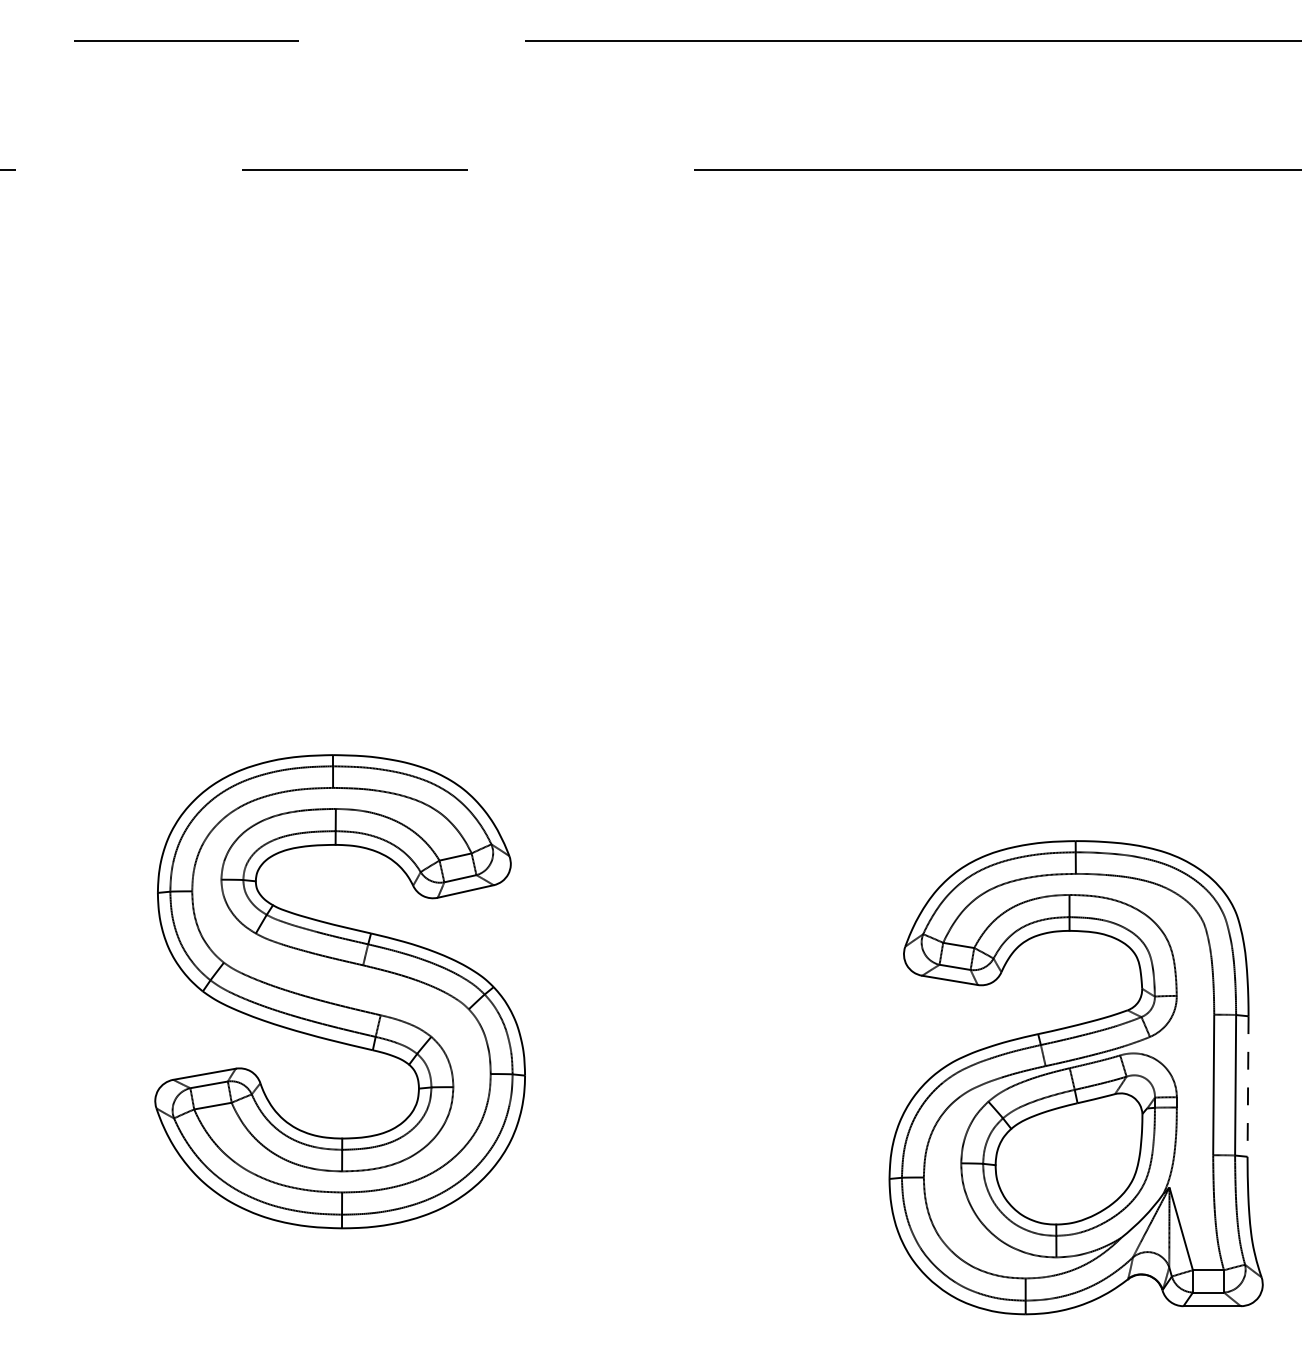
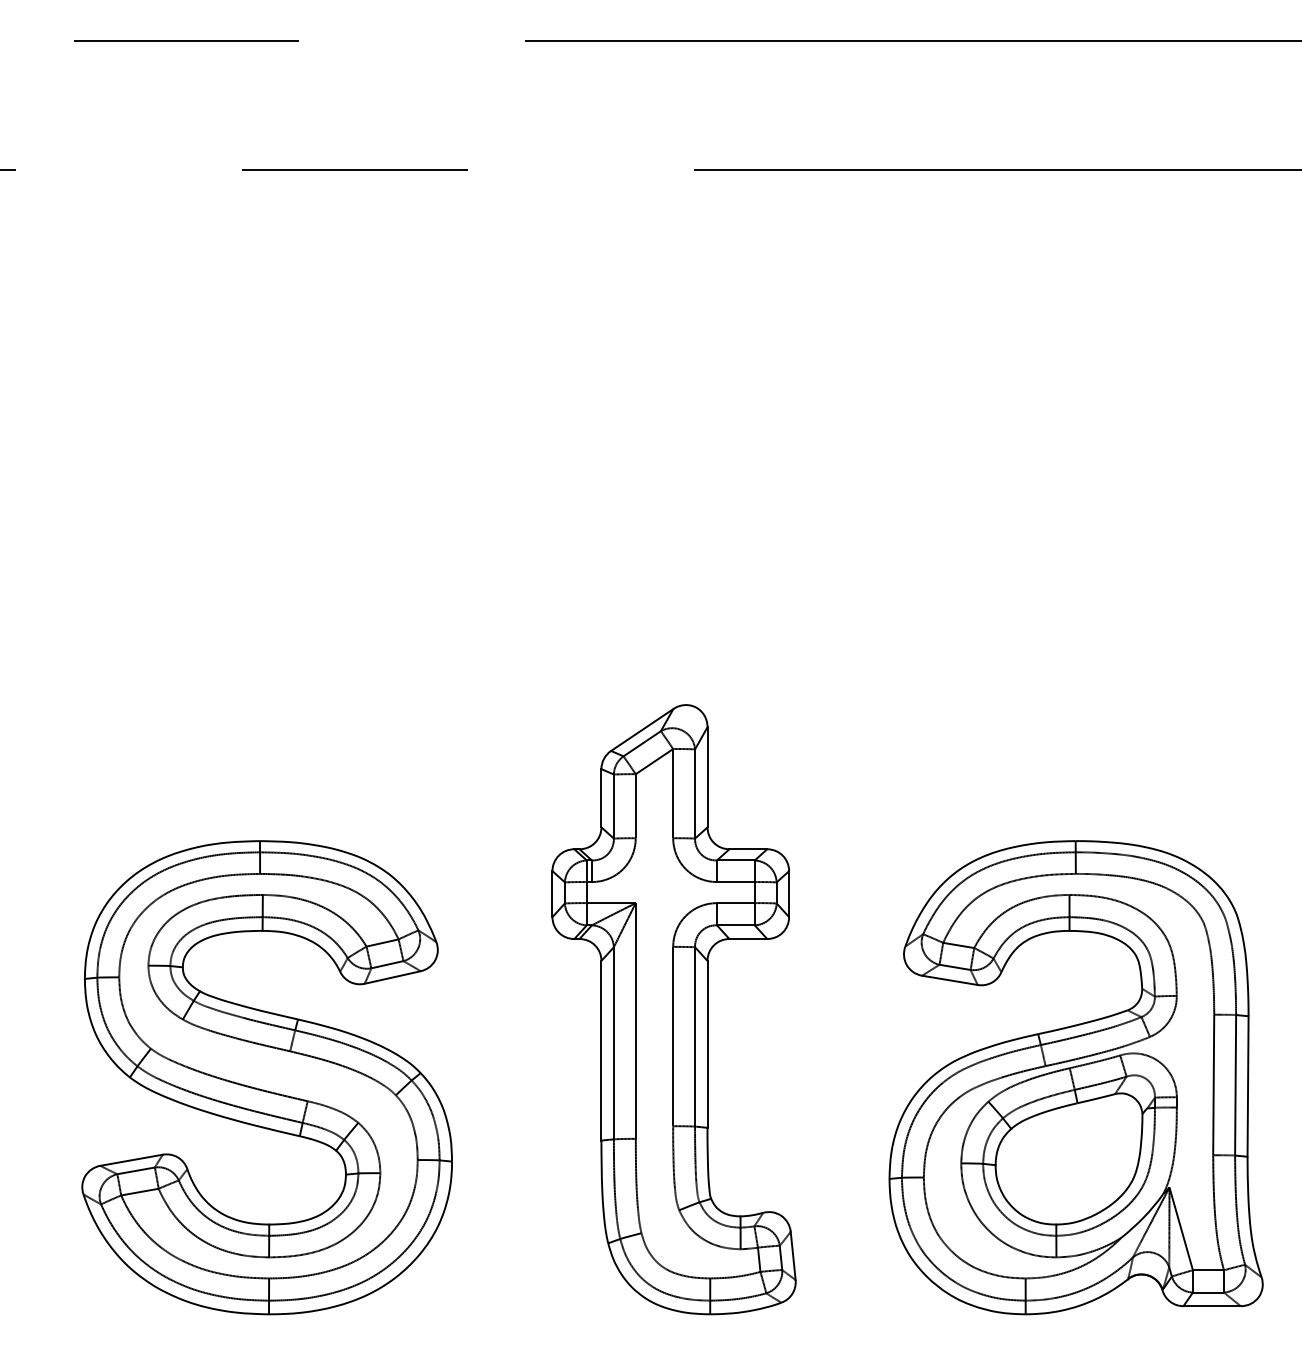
part position: (339, 991) -> (266, 1077) (266, 1077)
part: none -> present (673, 1009)
line: dashed -> solid (1248, 1087)
